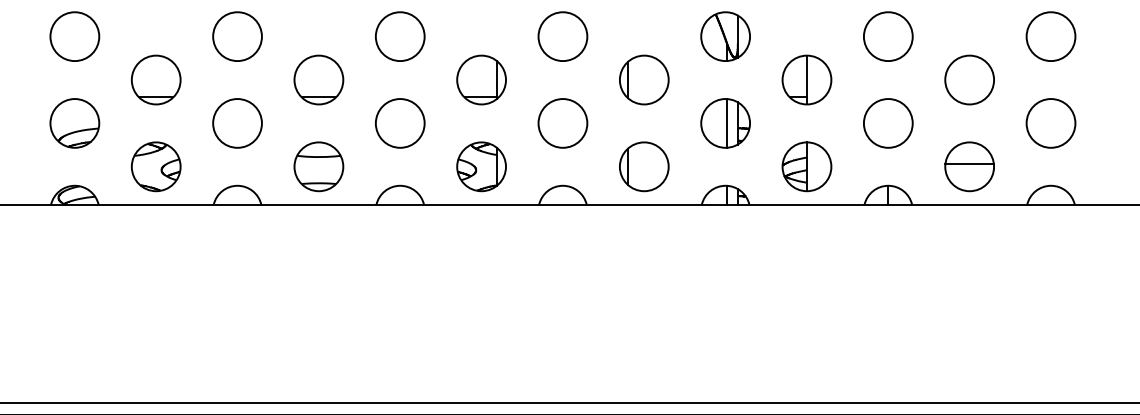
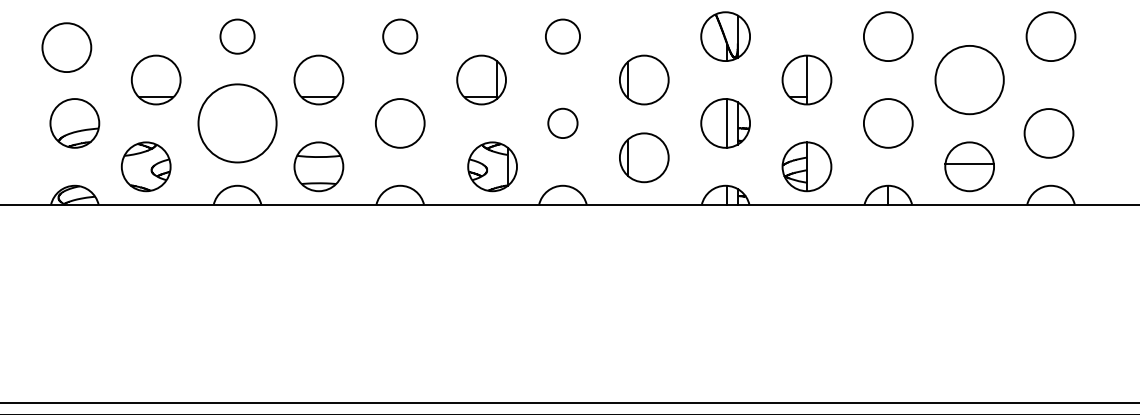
circle position: (74, 36) -> (66, 47) (66, 47)
circle diameter: 49 px -> 34 px (237, 36)
circle diameter: 49 px -> 34 px (400, 36)
circle diameter: 49 px -> 34 px (562, 36)
circle diameter: 49 px -> 68 px (969, 79)
circle diameter: 49 px -> 78 px (237, 123)
circle diameter: 49 px -> 29 px (562, 123)
circle position: (1050, 123) -> (1048, 133) (1048, 133)
part position: (155, 166) -> (145, 166) (145, 166)
part position: (481, 166) -> (492, 166) (492, 166)
part position: (644, 166) -> (644, 157) (644, 157)
